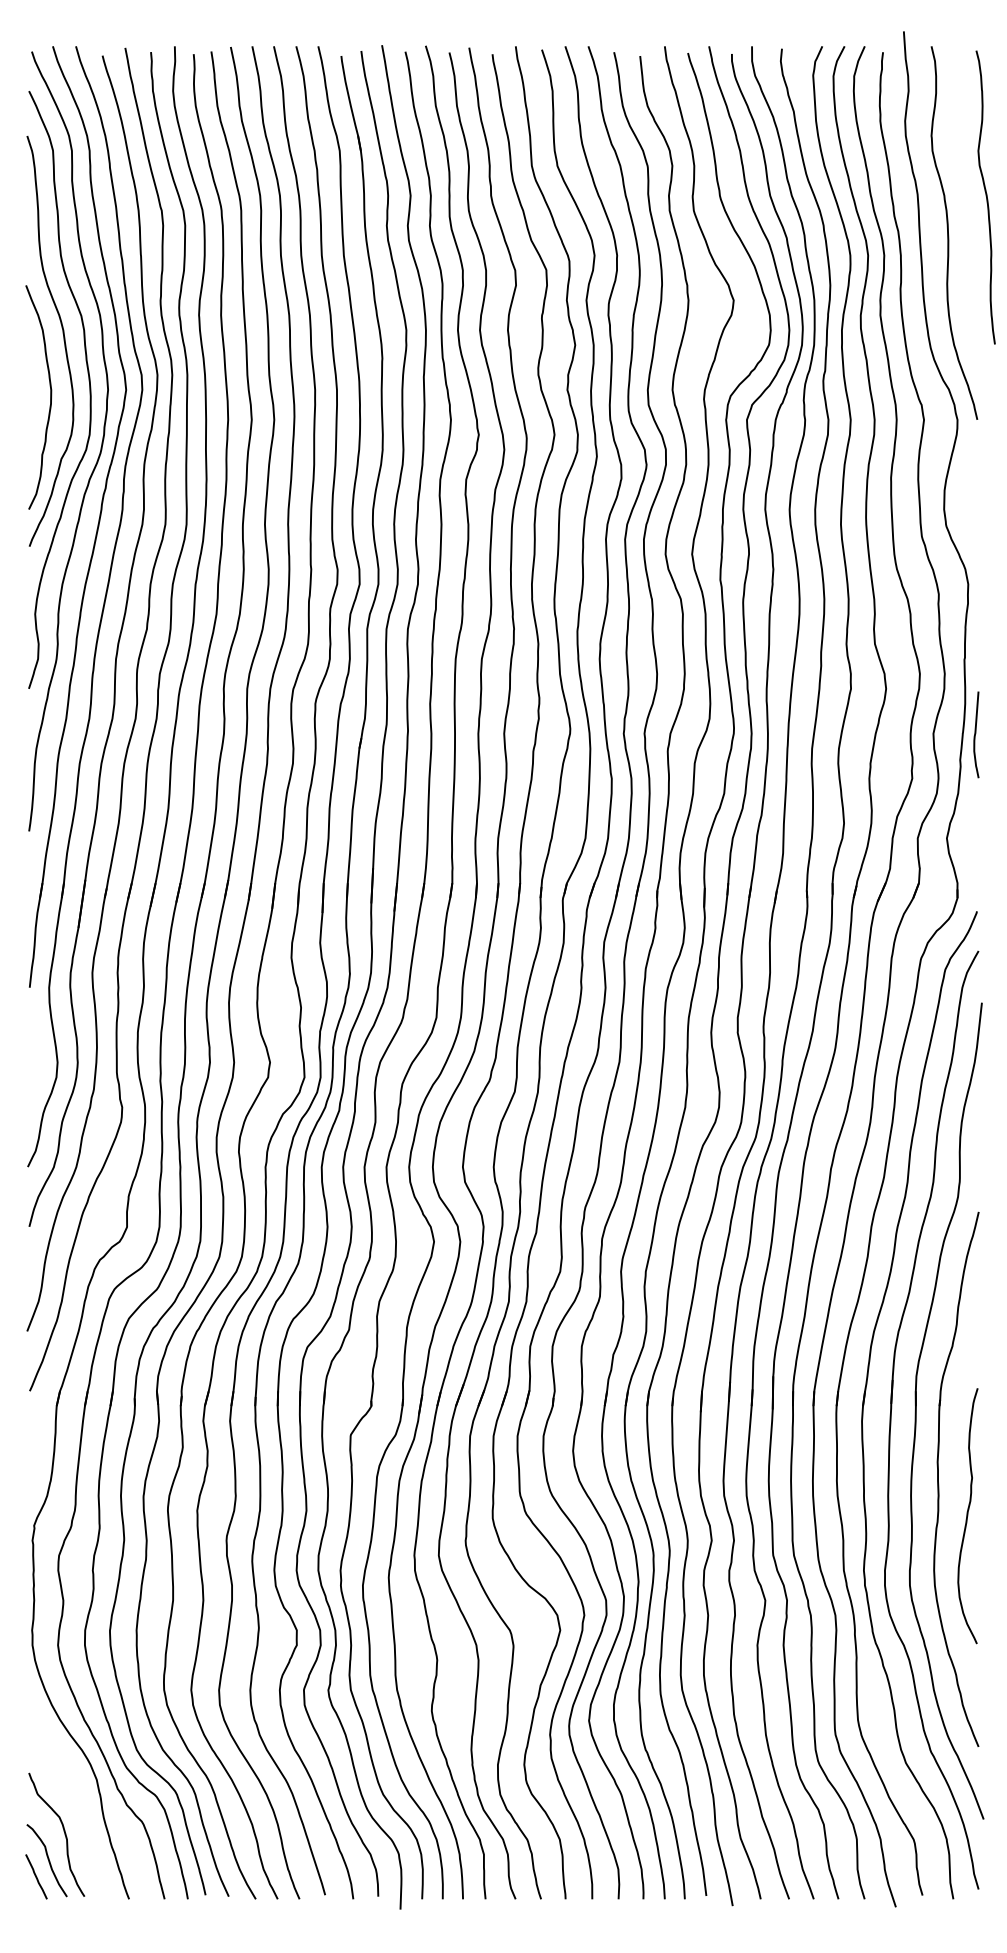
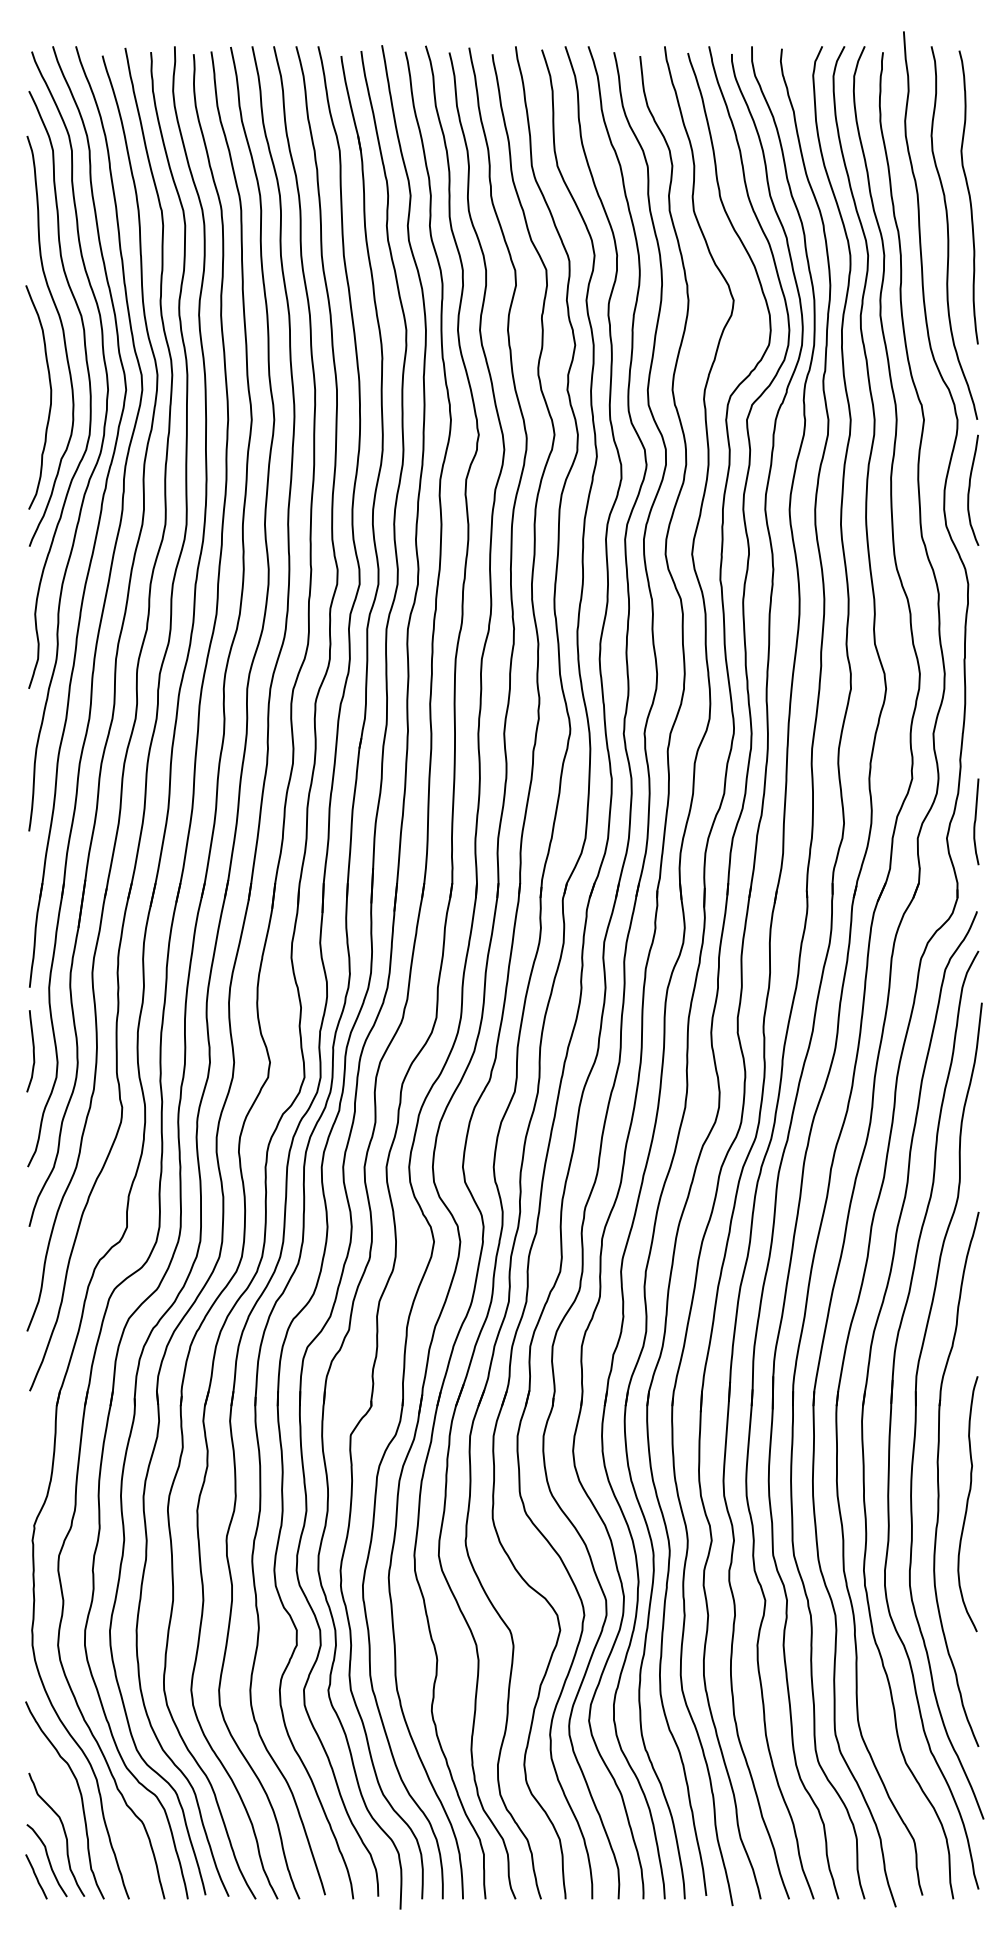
curve position: (985, 196) -> (968, 196) (968, 196)
curve: none -> present (970, 488)
curve position: (976, 733) -> (976, 820) (976, 820)
curve: none -> present (32, 1051)
curve position: (967, 1516) -> (967, 1504) (967, 1504)
curve: none -> present (80, 1797)
